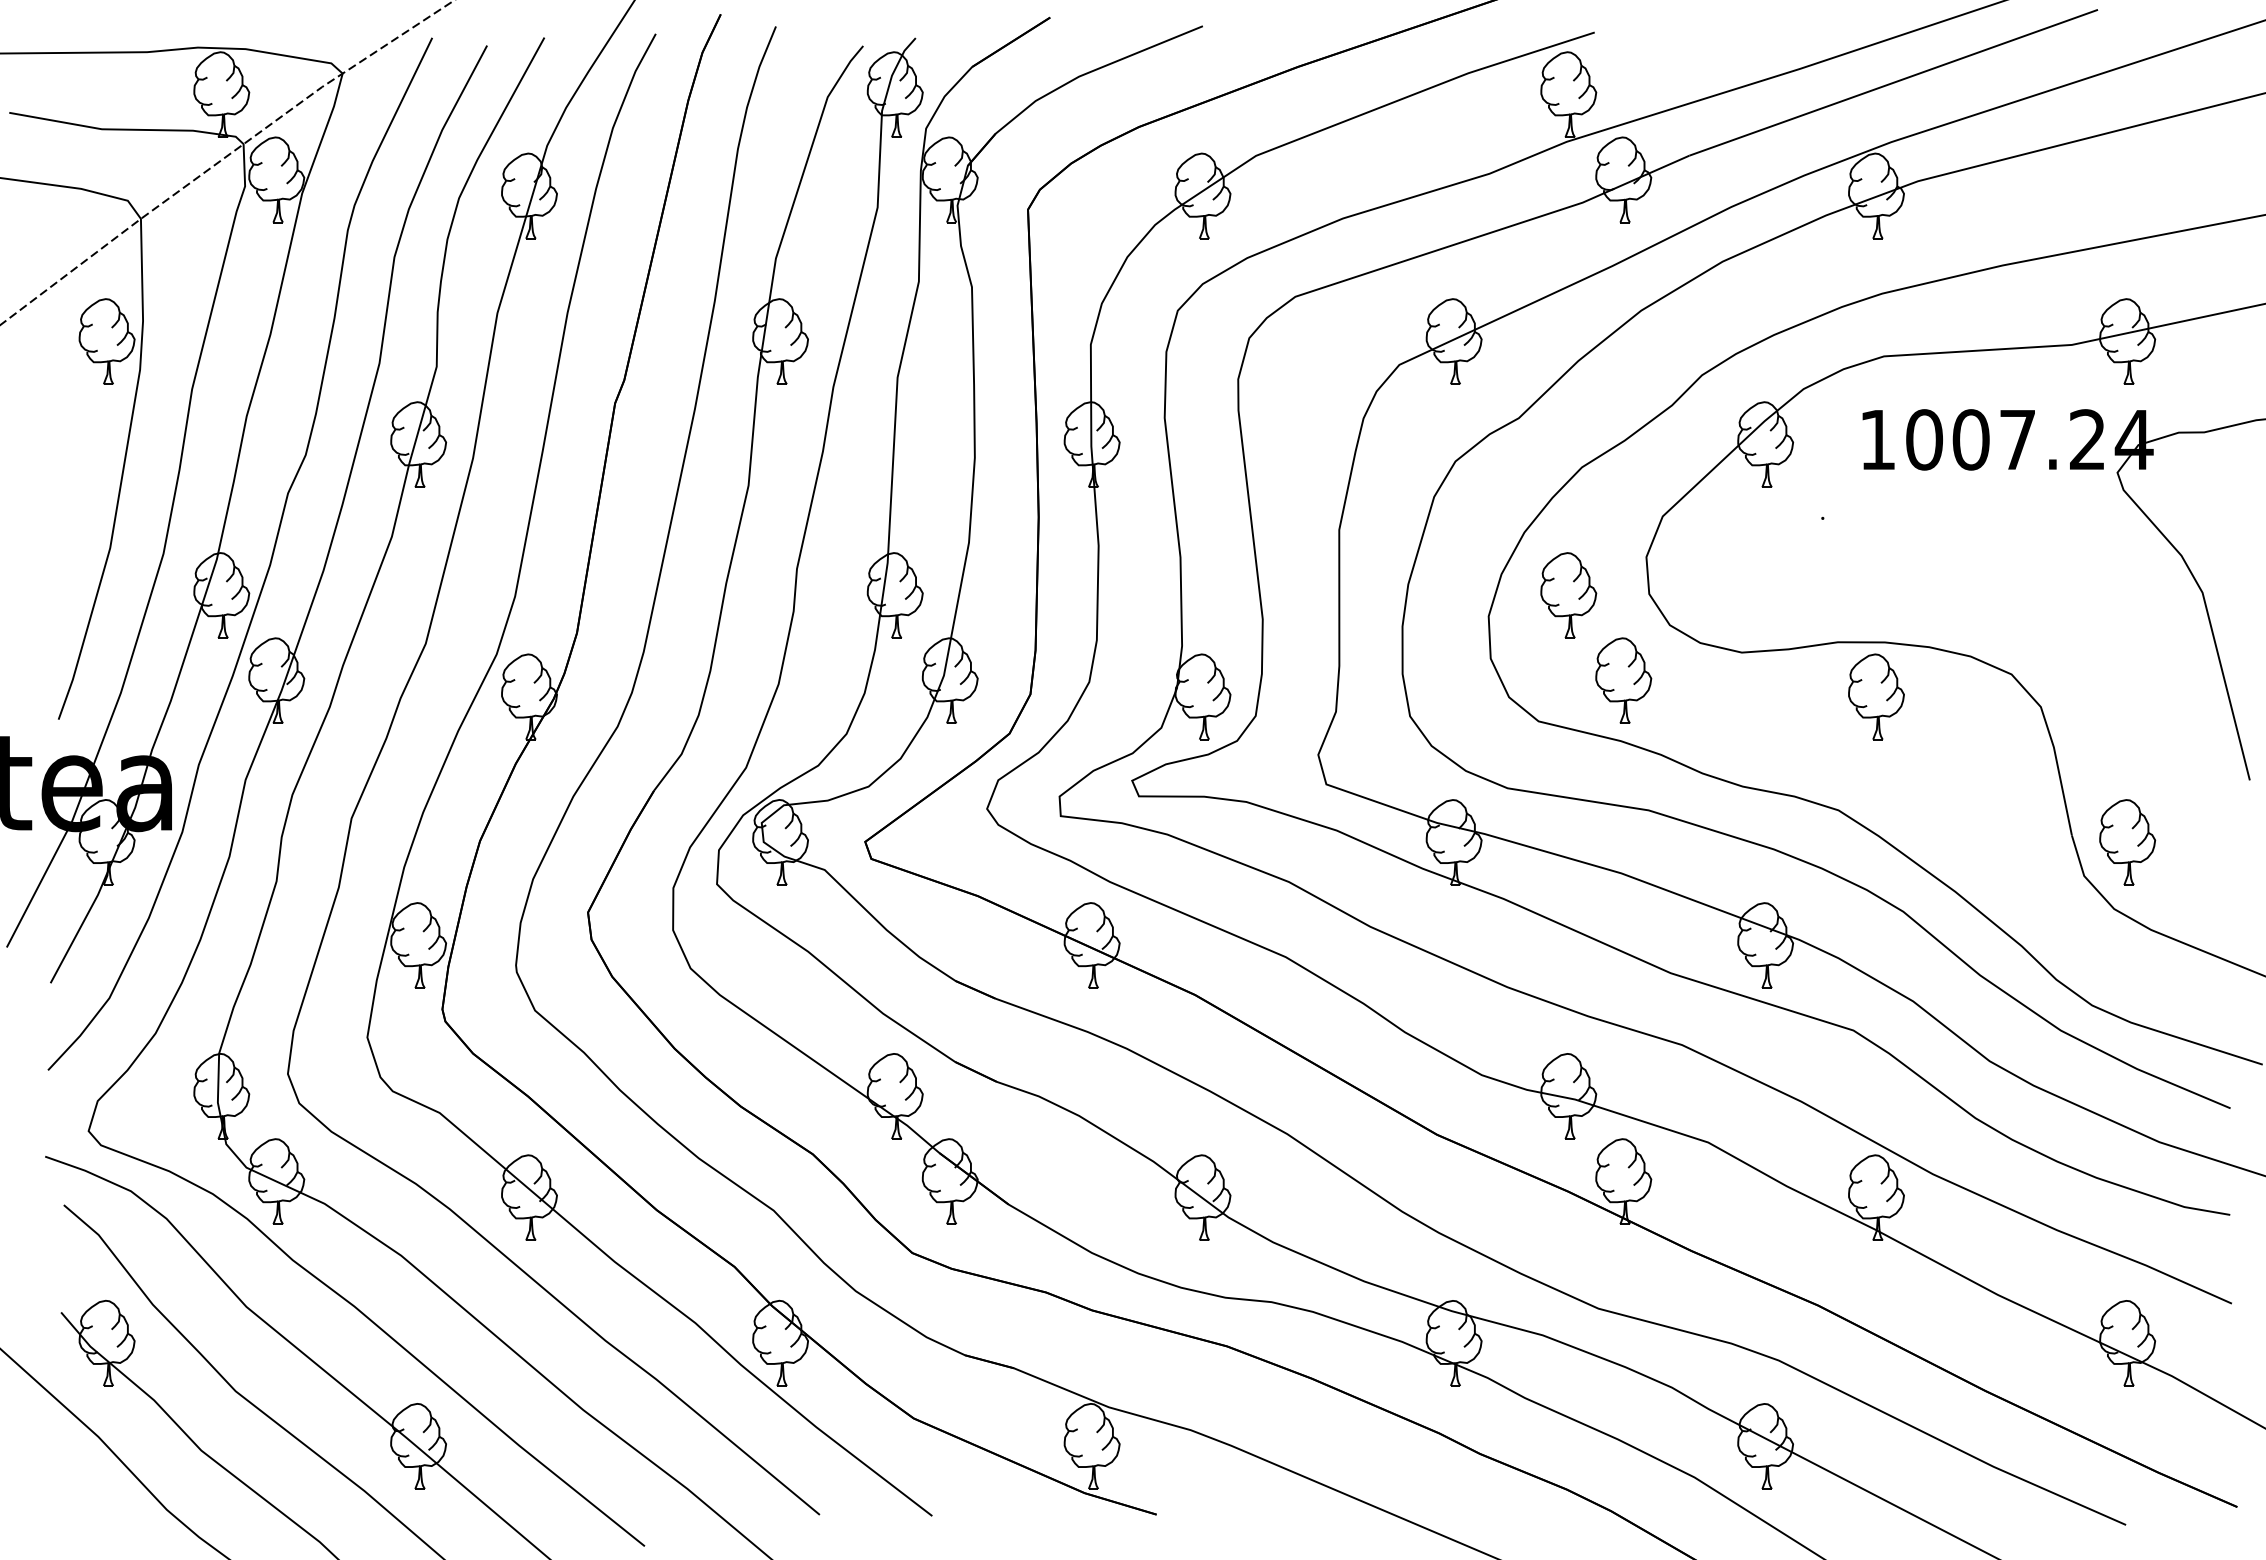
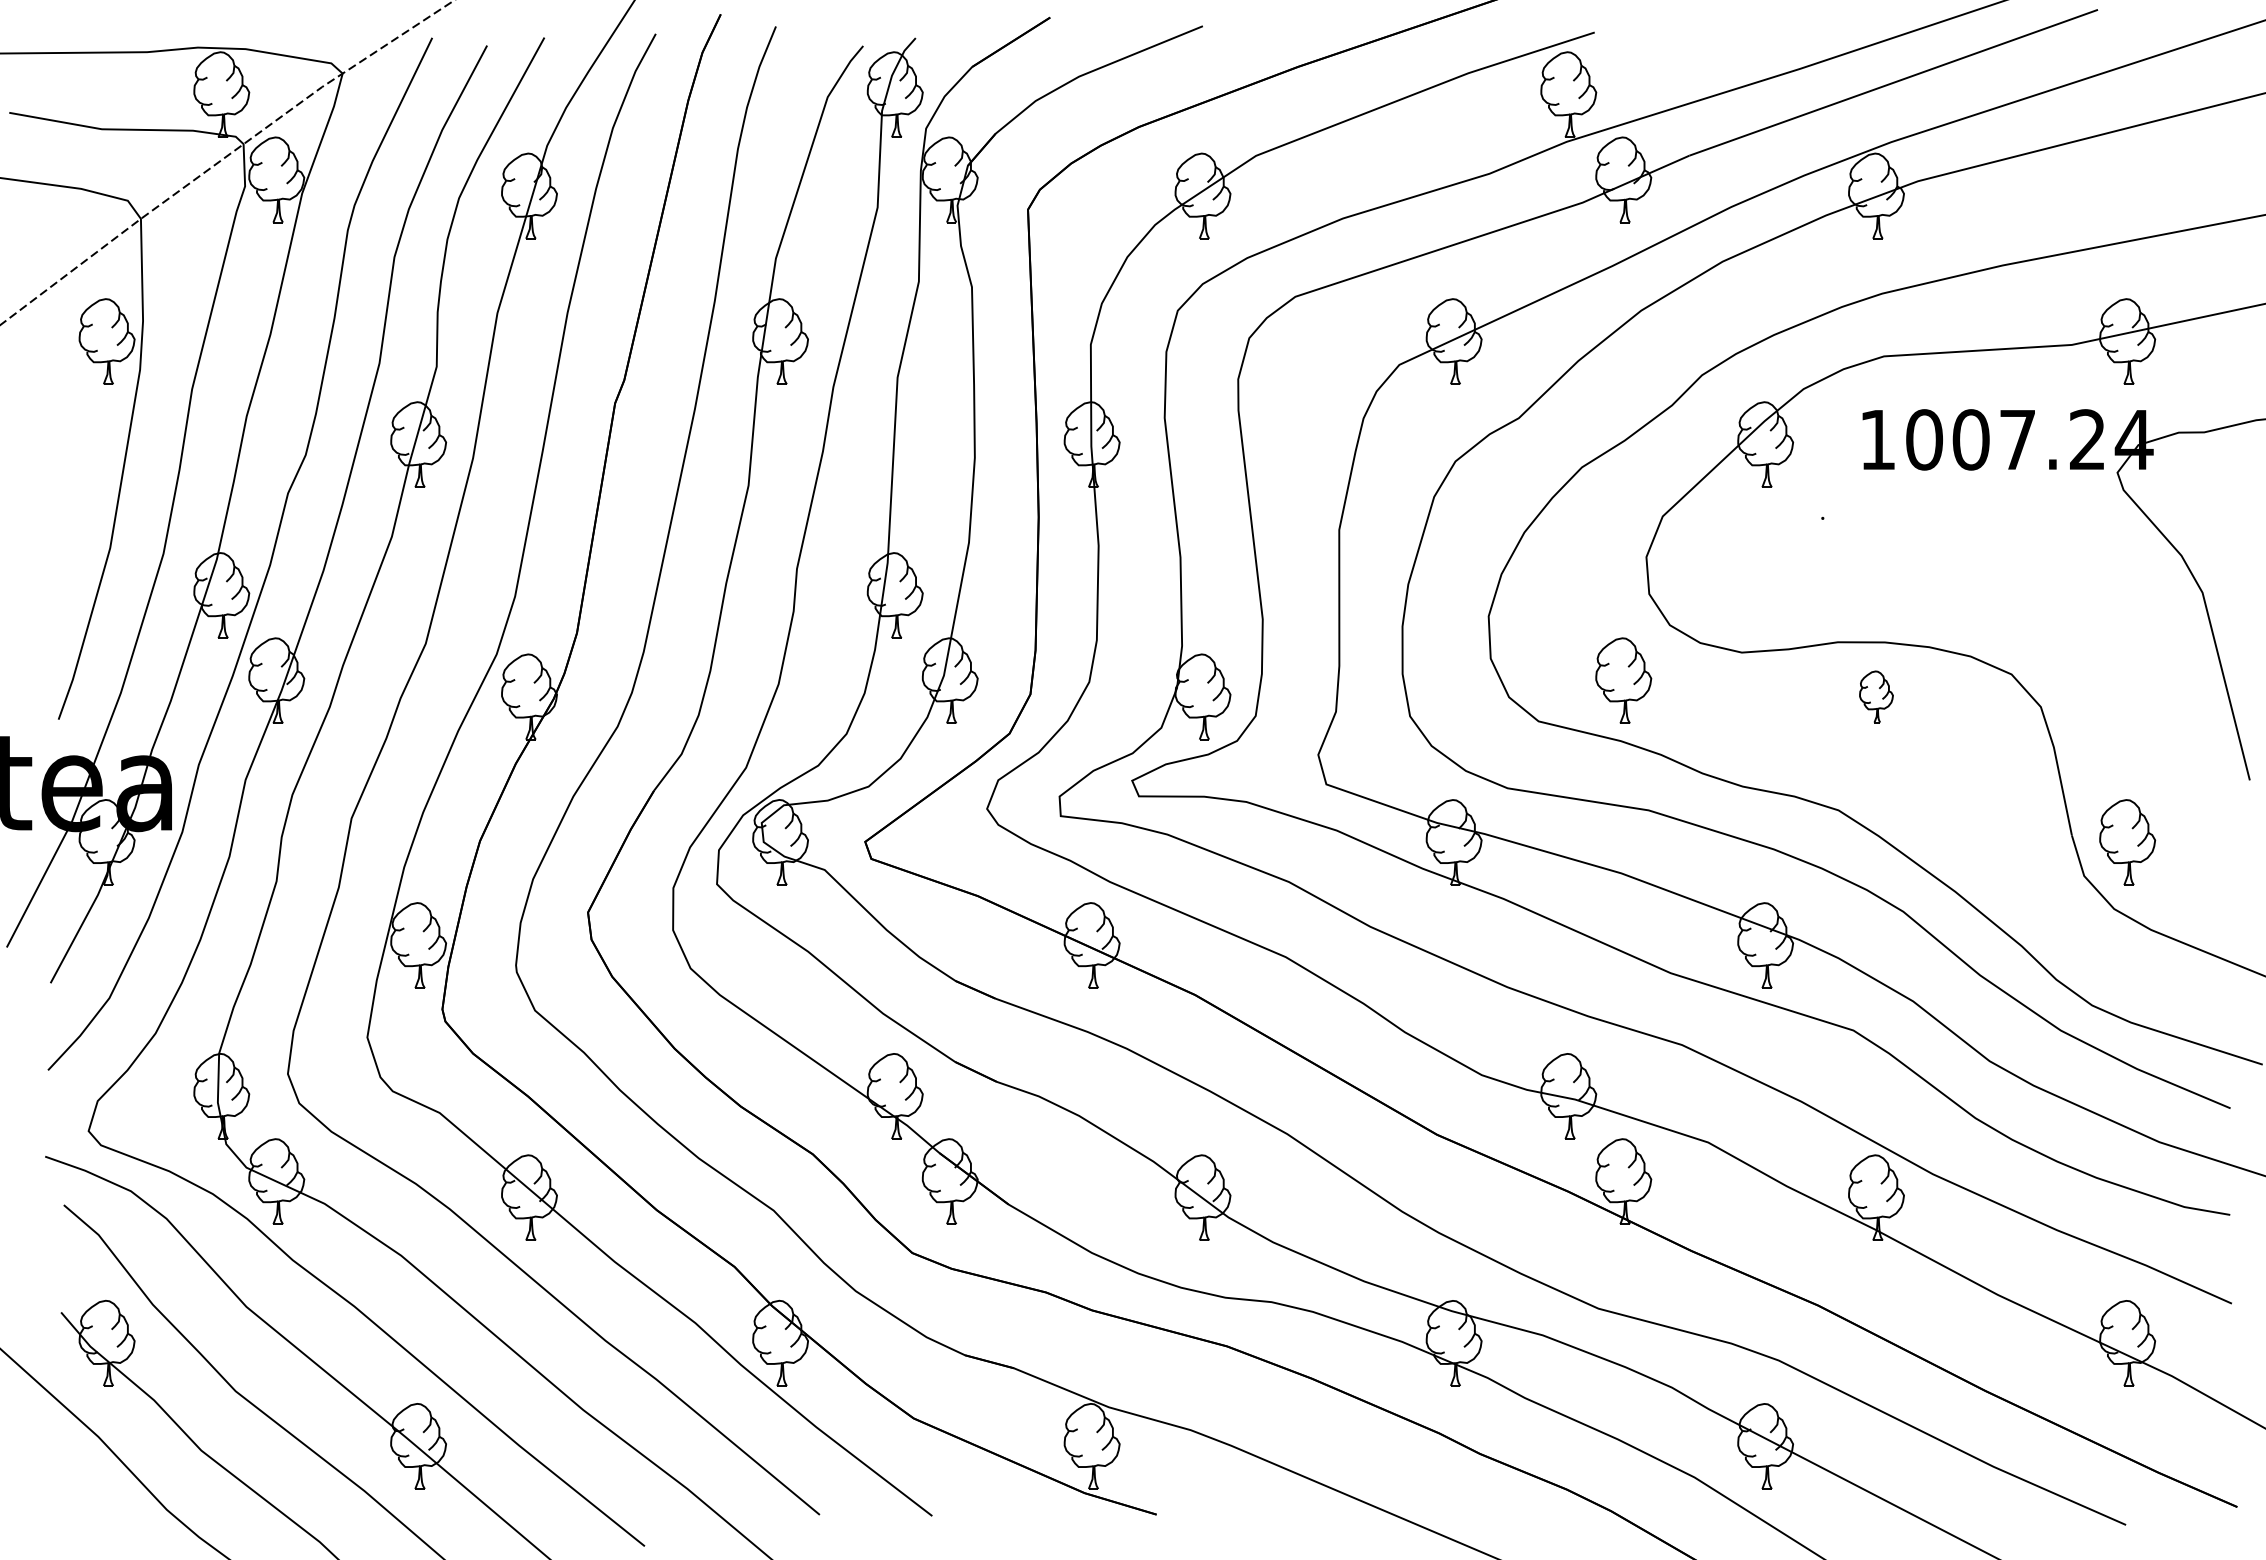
part: present -> none (1568, 595)
part size: 57x88 px -> 35x54 px (1876, 696)
